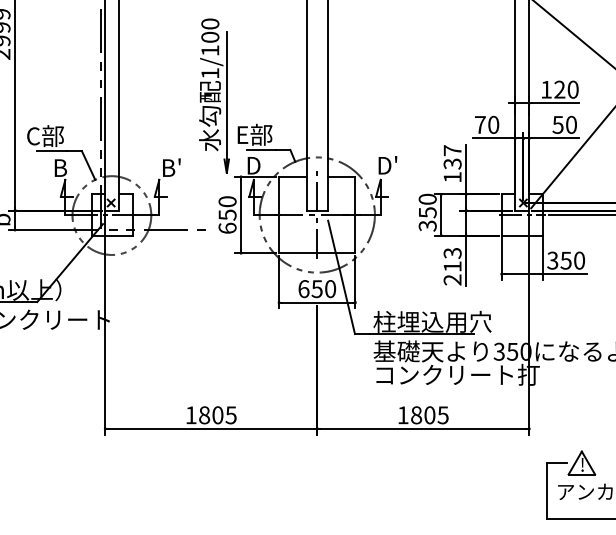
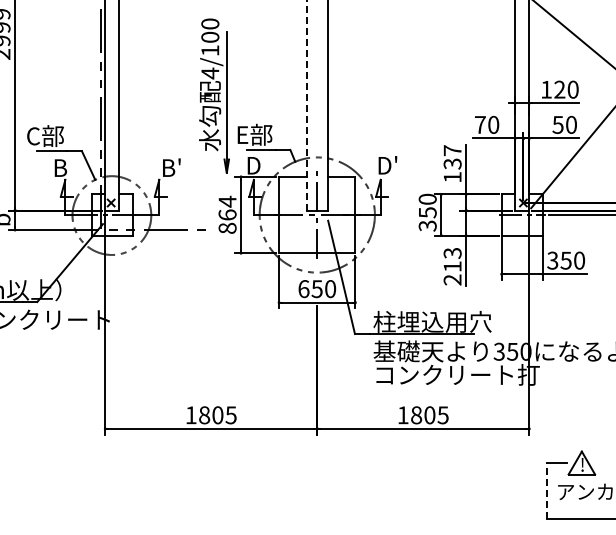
text: 1/100 -> 4/100 (210, 73)
line: solid -> dashed (306, 104)
text: 650 -> 864 (227, 214)
line: solid -> dashed (547, 491)
